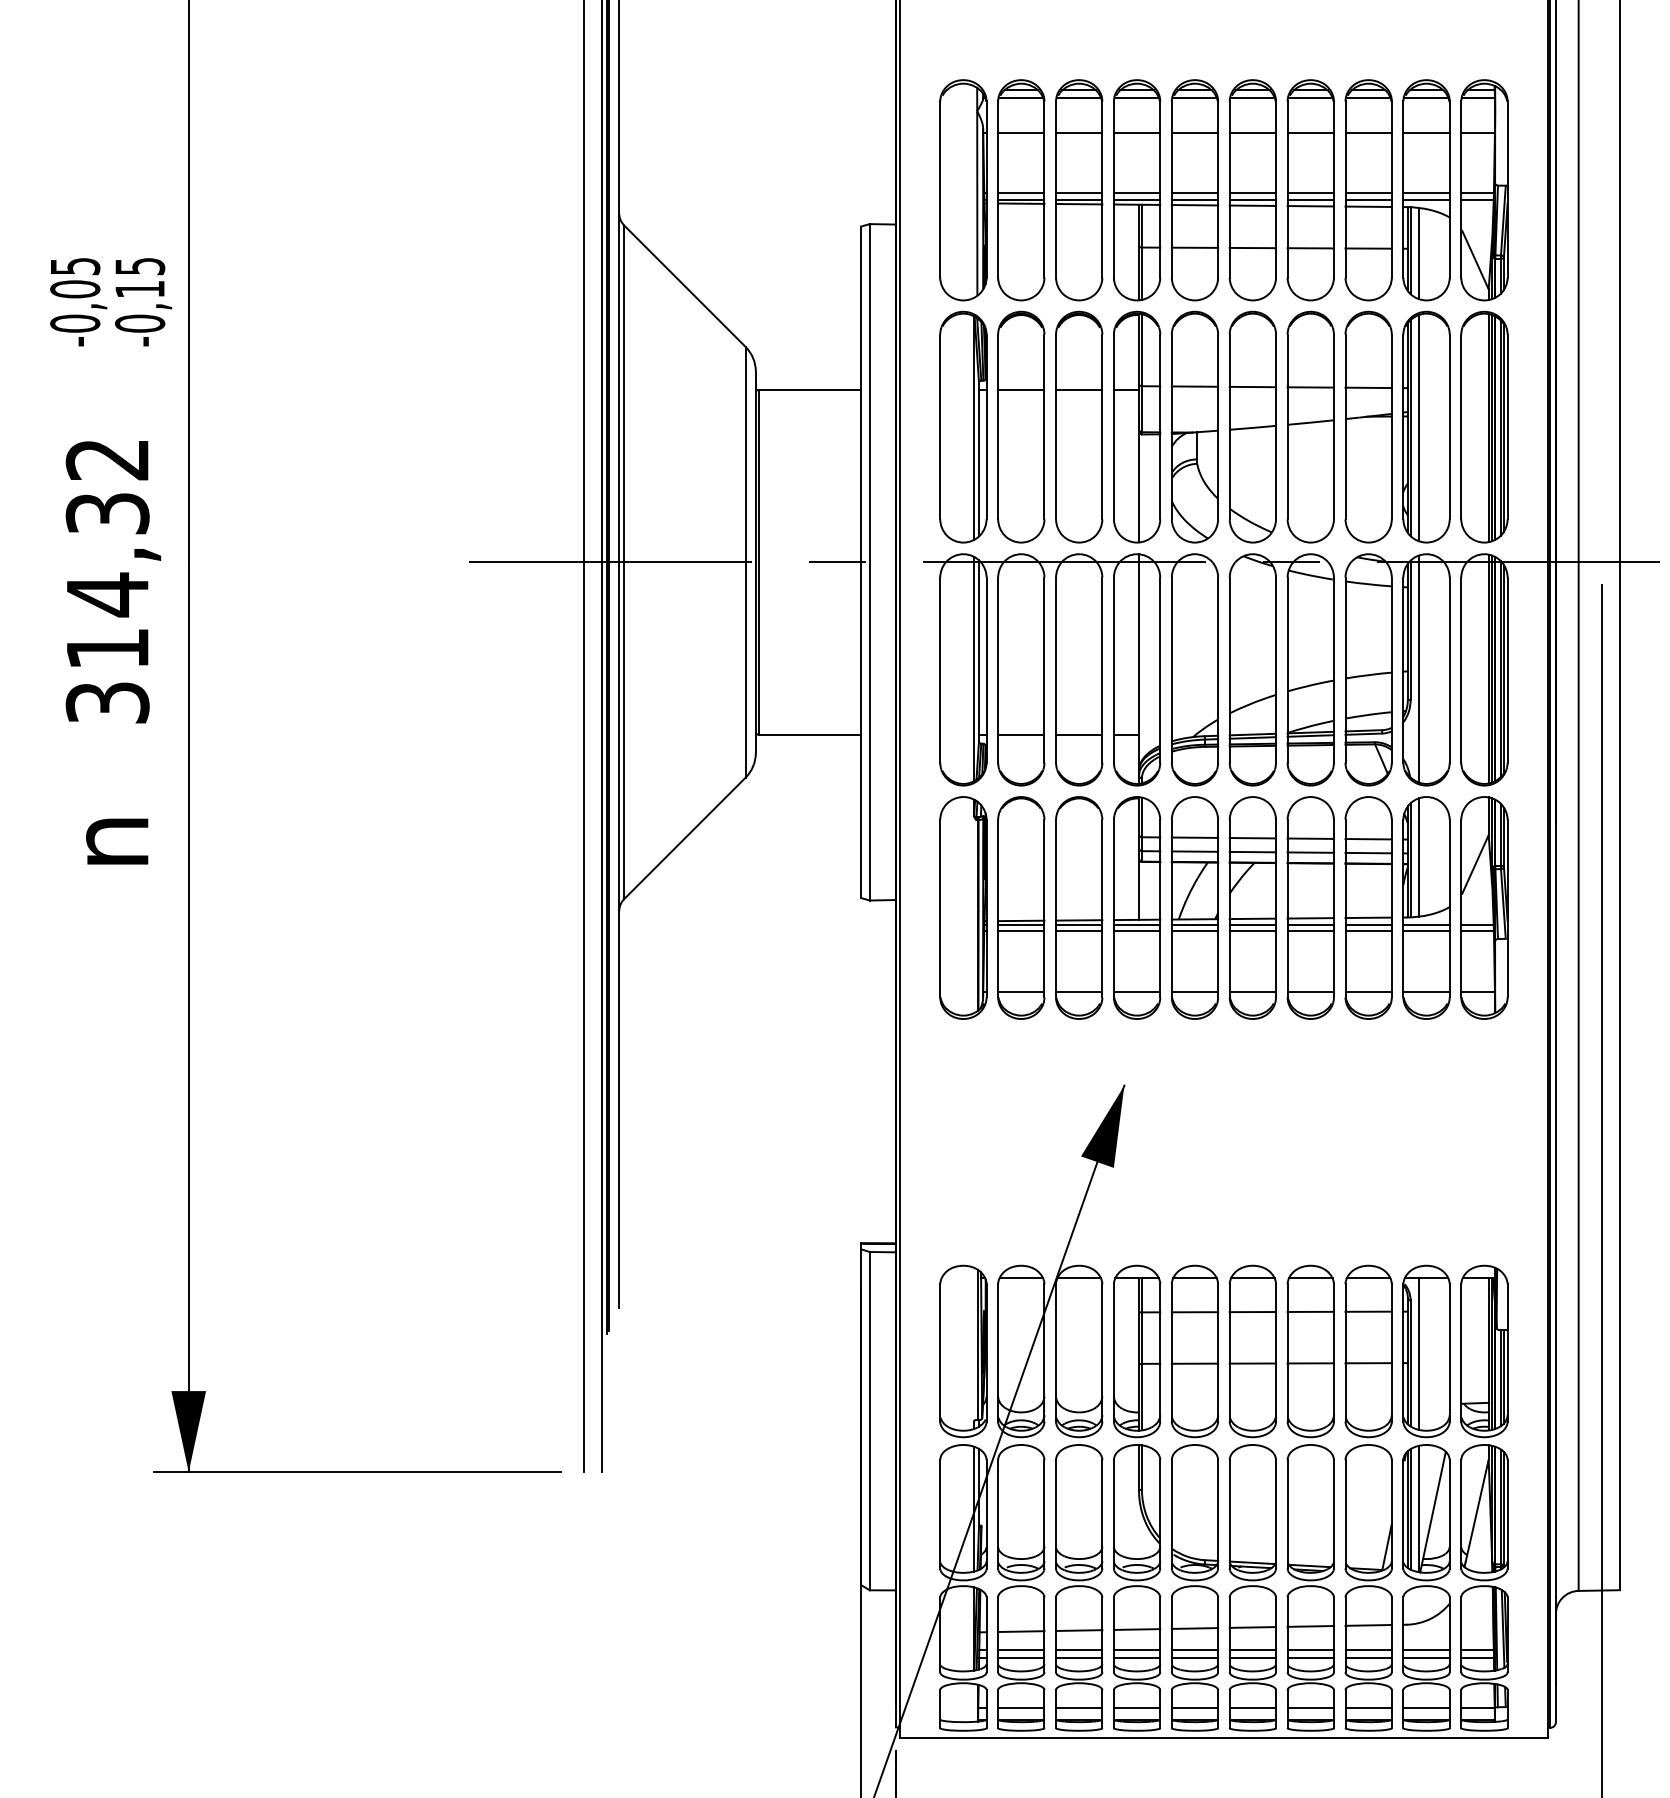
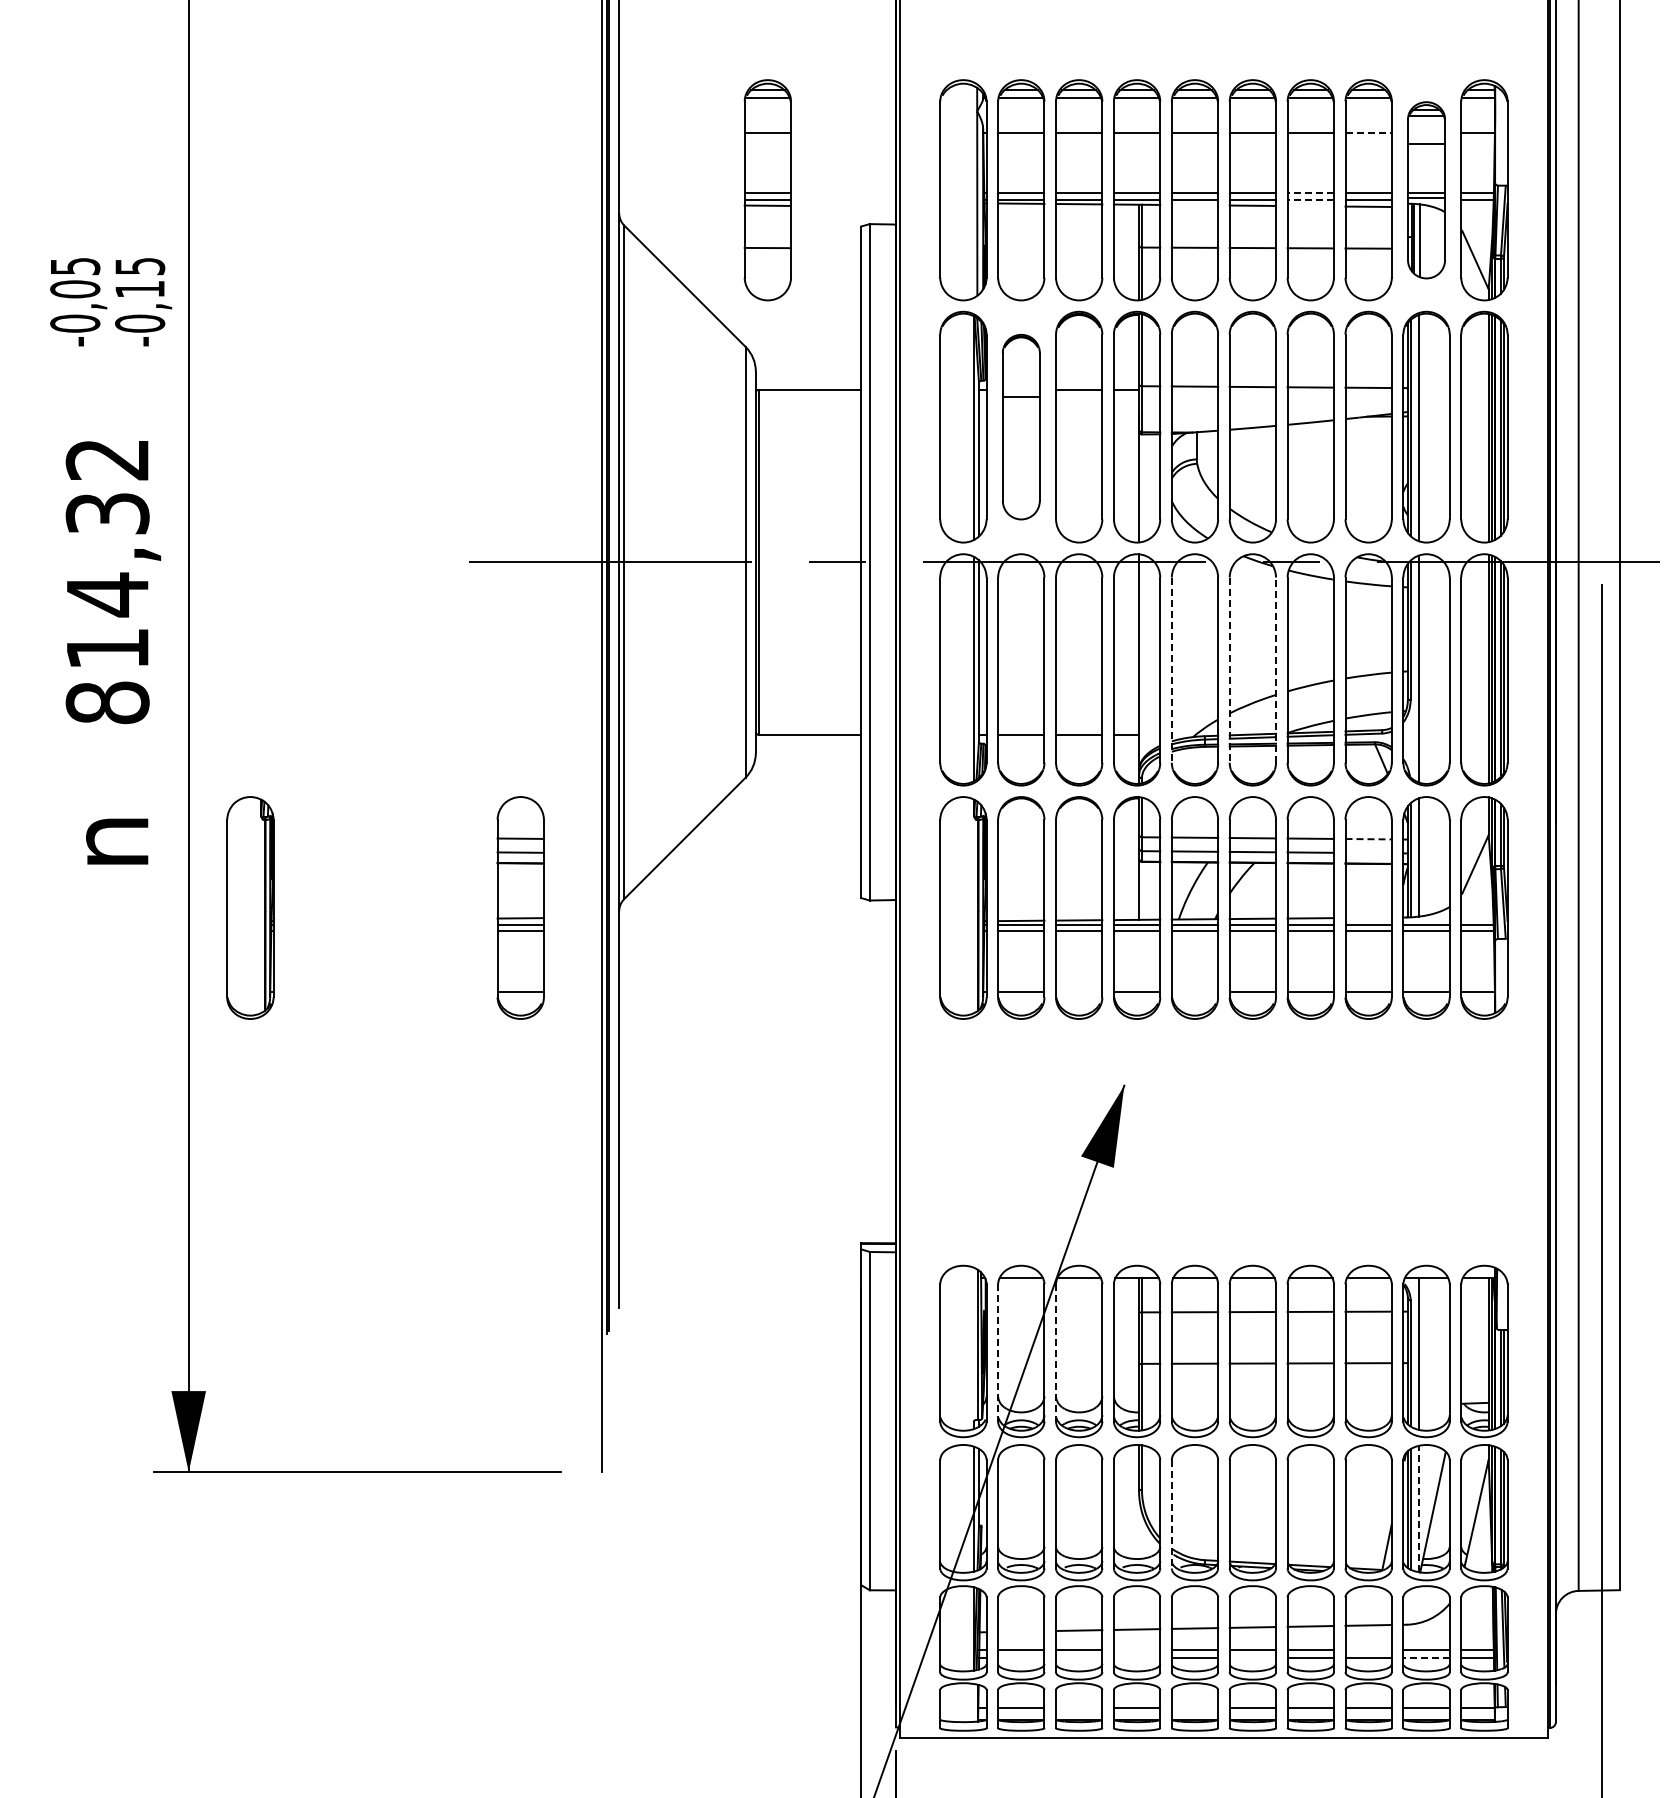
line: solid -> dashed (1369, 132)
part: none -> present (767, 190)
part size: 49x223 px -> 39x179 px (1426, 190)
line: solid -> dashed (1310, 193)
line: solid -> dashed (1310, 199)
line: present -> none (1194, 205)
line: present -> none (1310, 206)
part size: 49x234 px -> 39x188 px (1021, 426)
line: solid -> dashed (1171, 670)
line: solid -> dashed (1229, 670)
line: solid -> dashed (1276, 670)
text: 314,32 -> 814,32 (107, 702)
line: present -> none (584, 737)
line: solid -> dashed (1369, 839)
line: present -> none (1368, 852)
part: none -> present (250, 907)
part: none -> present (520, 907)
line: present -> none (1368, 917)
line: present -> none (1079, 991)
line: present -> none (1194, 991)
line: solid -> dashed (998, 1352)
line: solid -> dashed (1056, 1352)
line: solid -> dashed (1418, 1508)
line: solid -> dashed (1171, 1514)
line: present -> none (1021, 1631)
line: present -> none (1136, 1649)
line: present -> none (1368, 1649)
line: present -> none (1021, 1658)
line: present -> none (1079, 1658)
line: present -> none (1136, 1658)
line: present -> none (1252, 1658)
line: solid -> dashed (1426, 1658)
line: present -> none (1079, 1707)
line: present -> none (1194, 1707)
